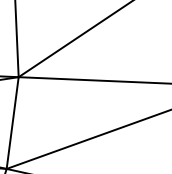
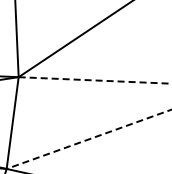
line: solid -> dashed (95, 80)
line: solid -> dashed (88, 139)
